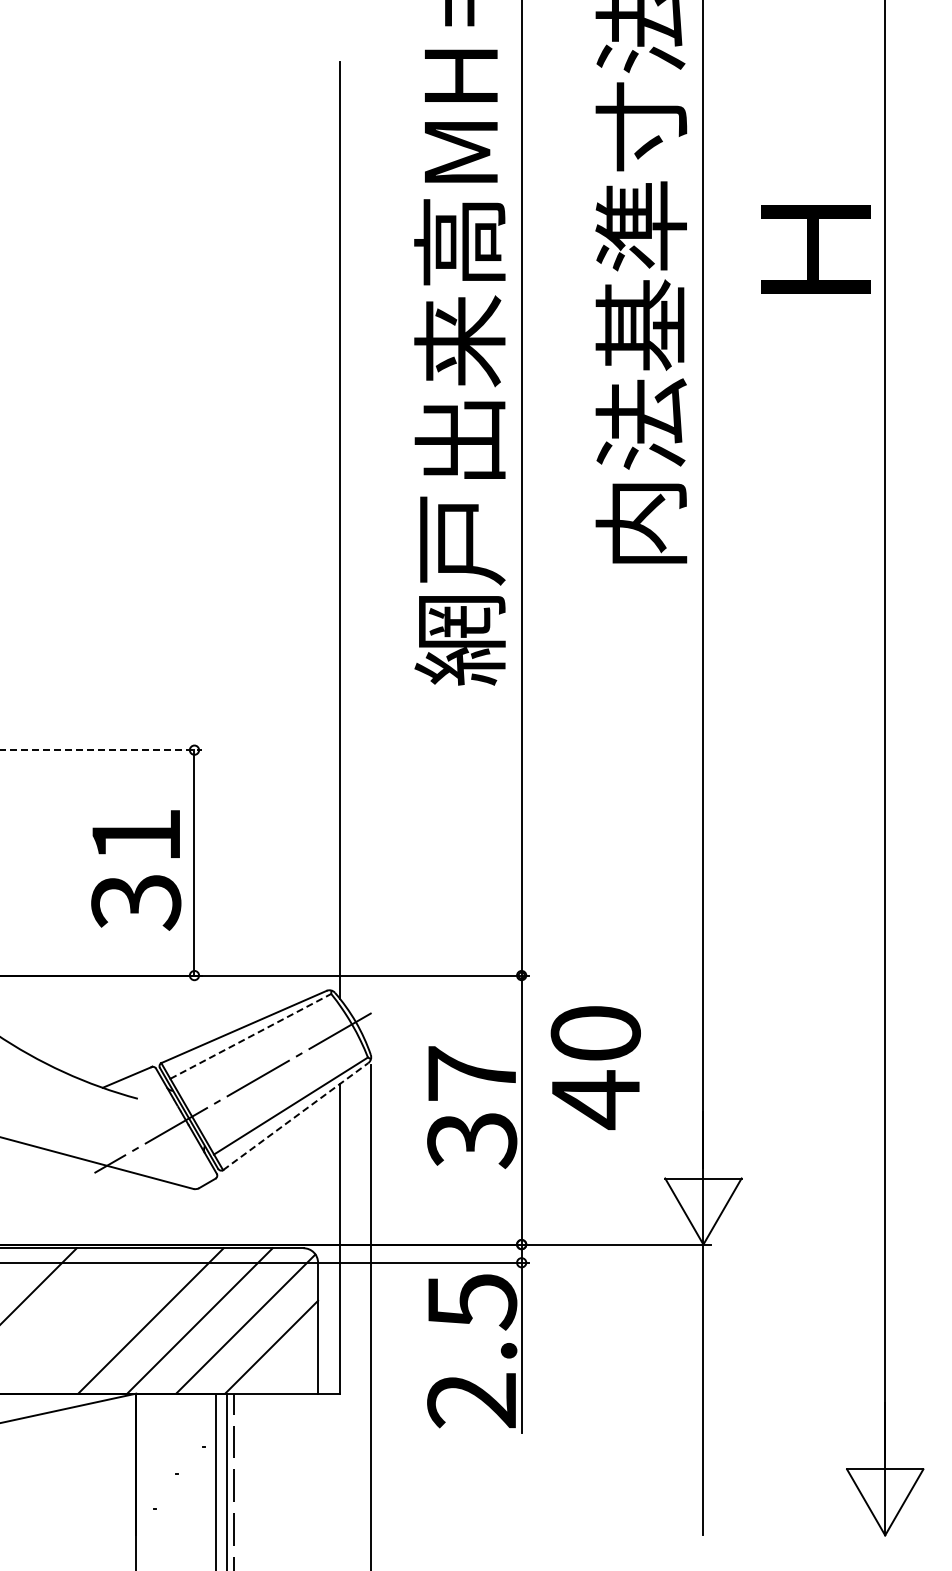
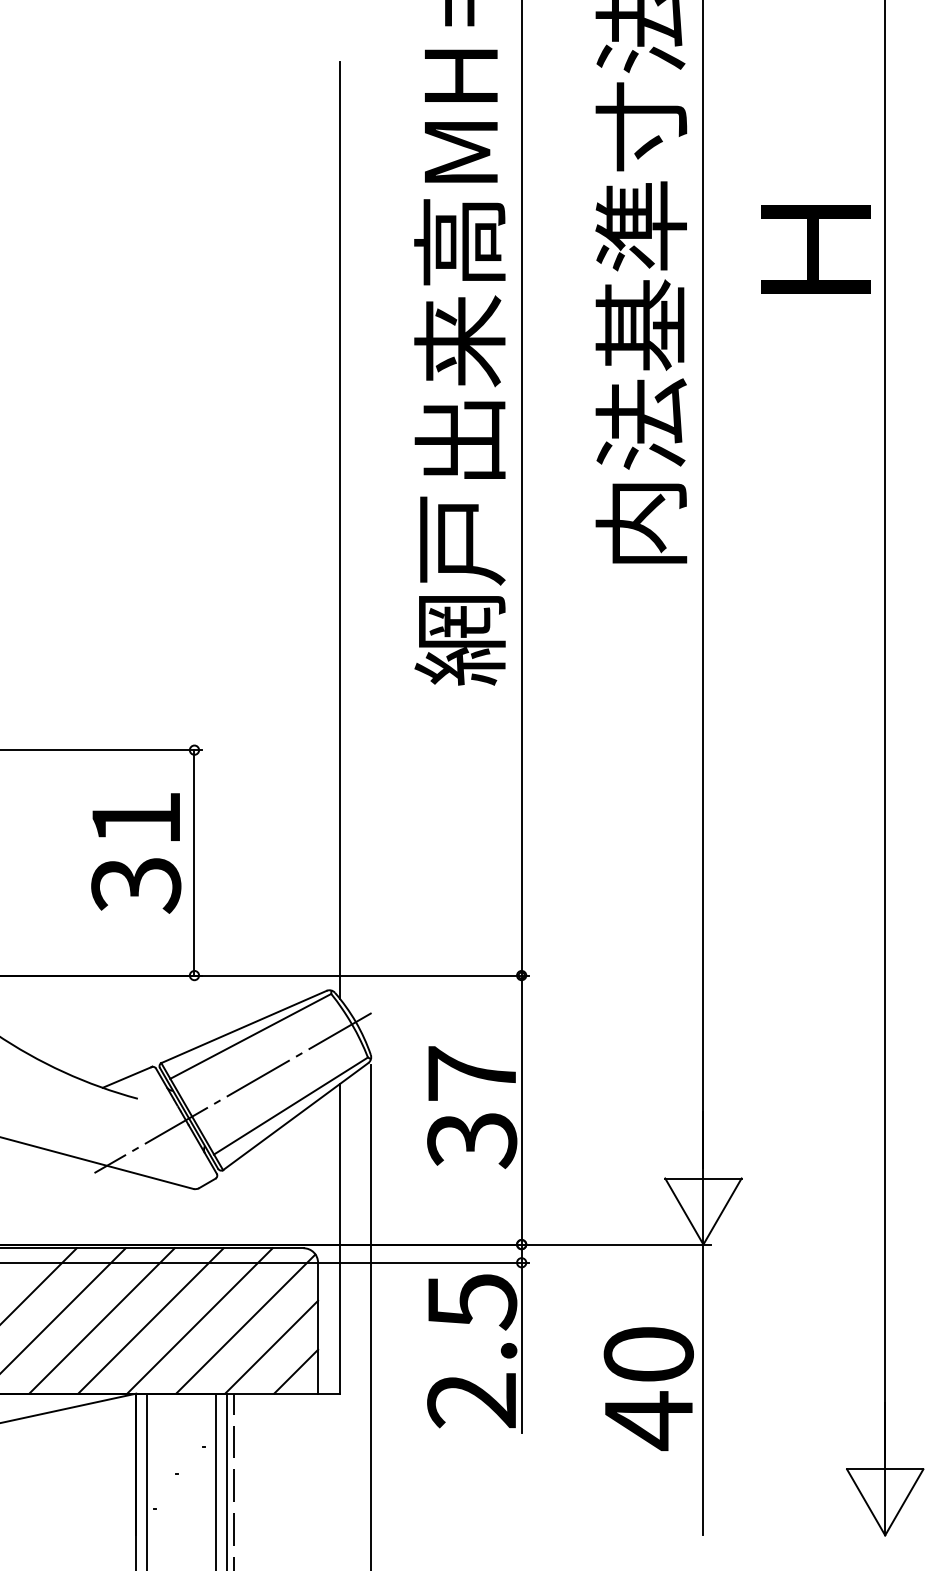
line: dashed -> solid (101, 750)
text position: (136, 870) -> (136, 853) (136, 853)
line: dashed -> solid (250, 1036)
text position: (595, 1067) -> (648, 1388) (648, 1388)
line: dashed -> solid (296, 1116)
line: none -> present (63, 1309)
line: none -> present (101, 1320)
line: none -> present (296, 1371)
line: none -> present (147, 1480)
